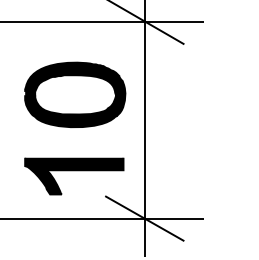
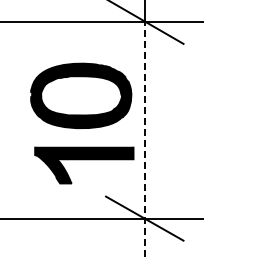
part position: (75, 94) -> (81, 95) (81, 95)
line: solid -> dashed (145, 139)
part position: (74, 176) -> (84, 165) (84, 165)
